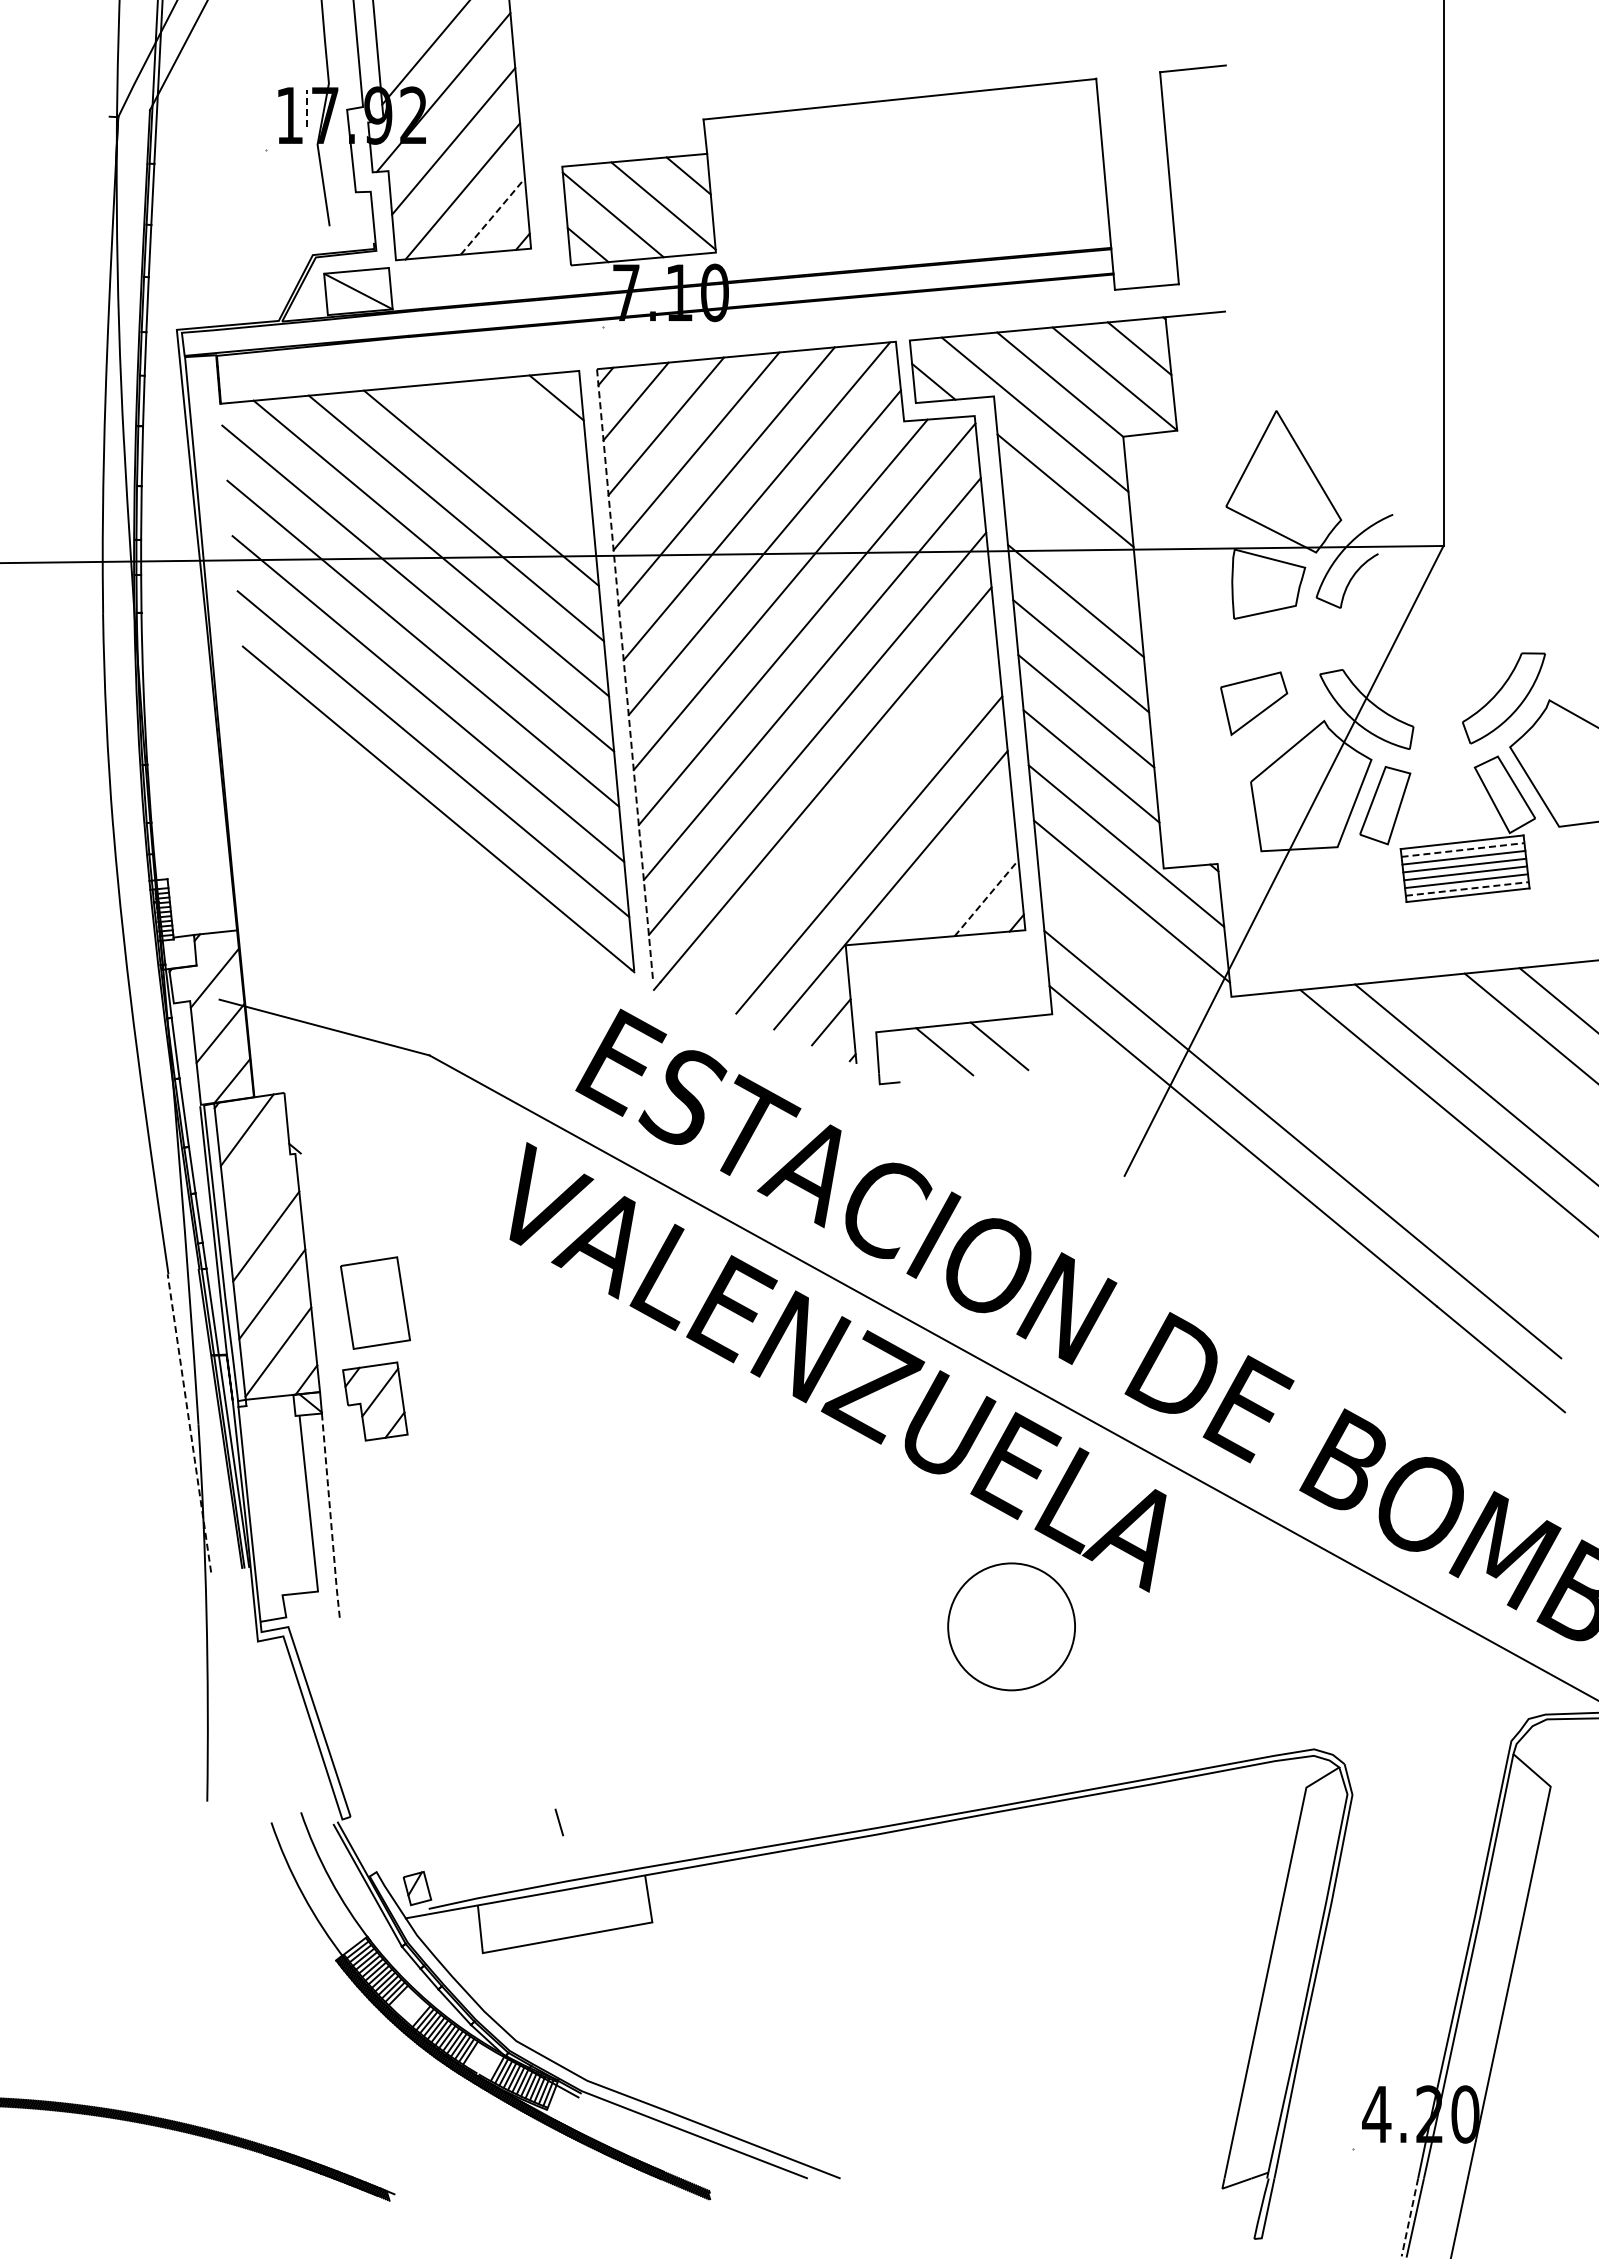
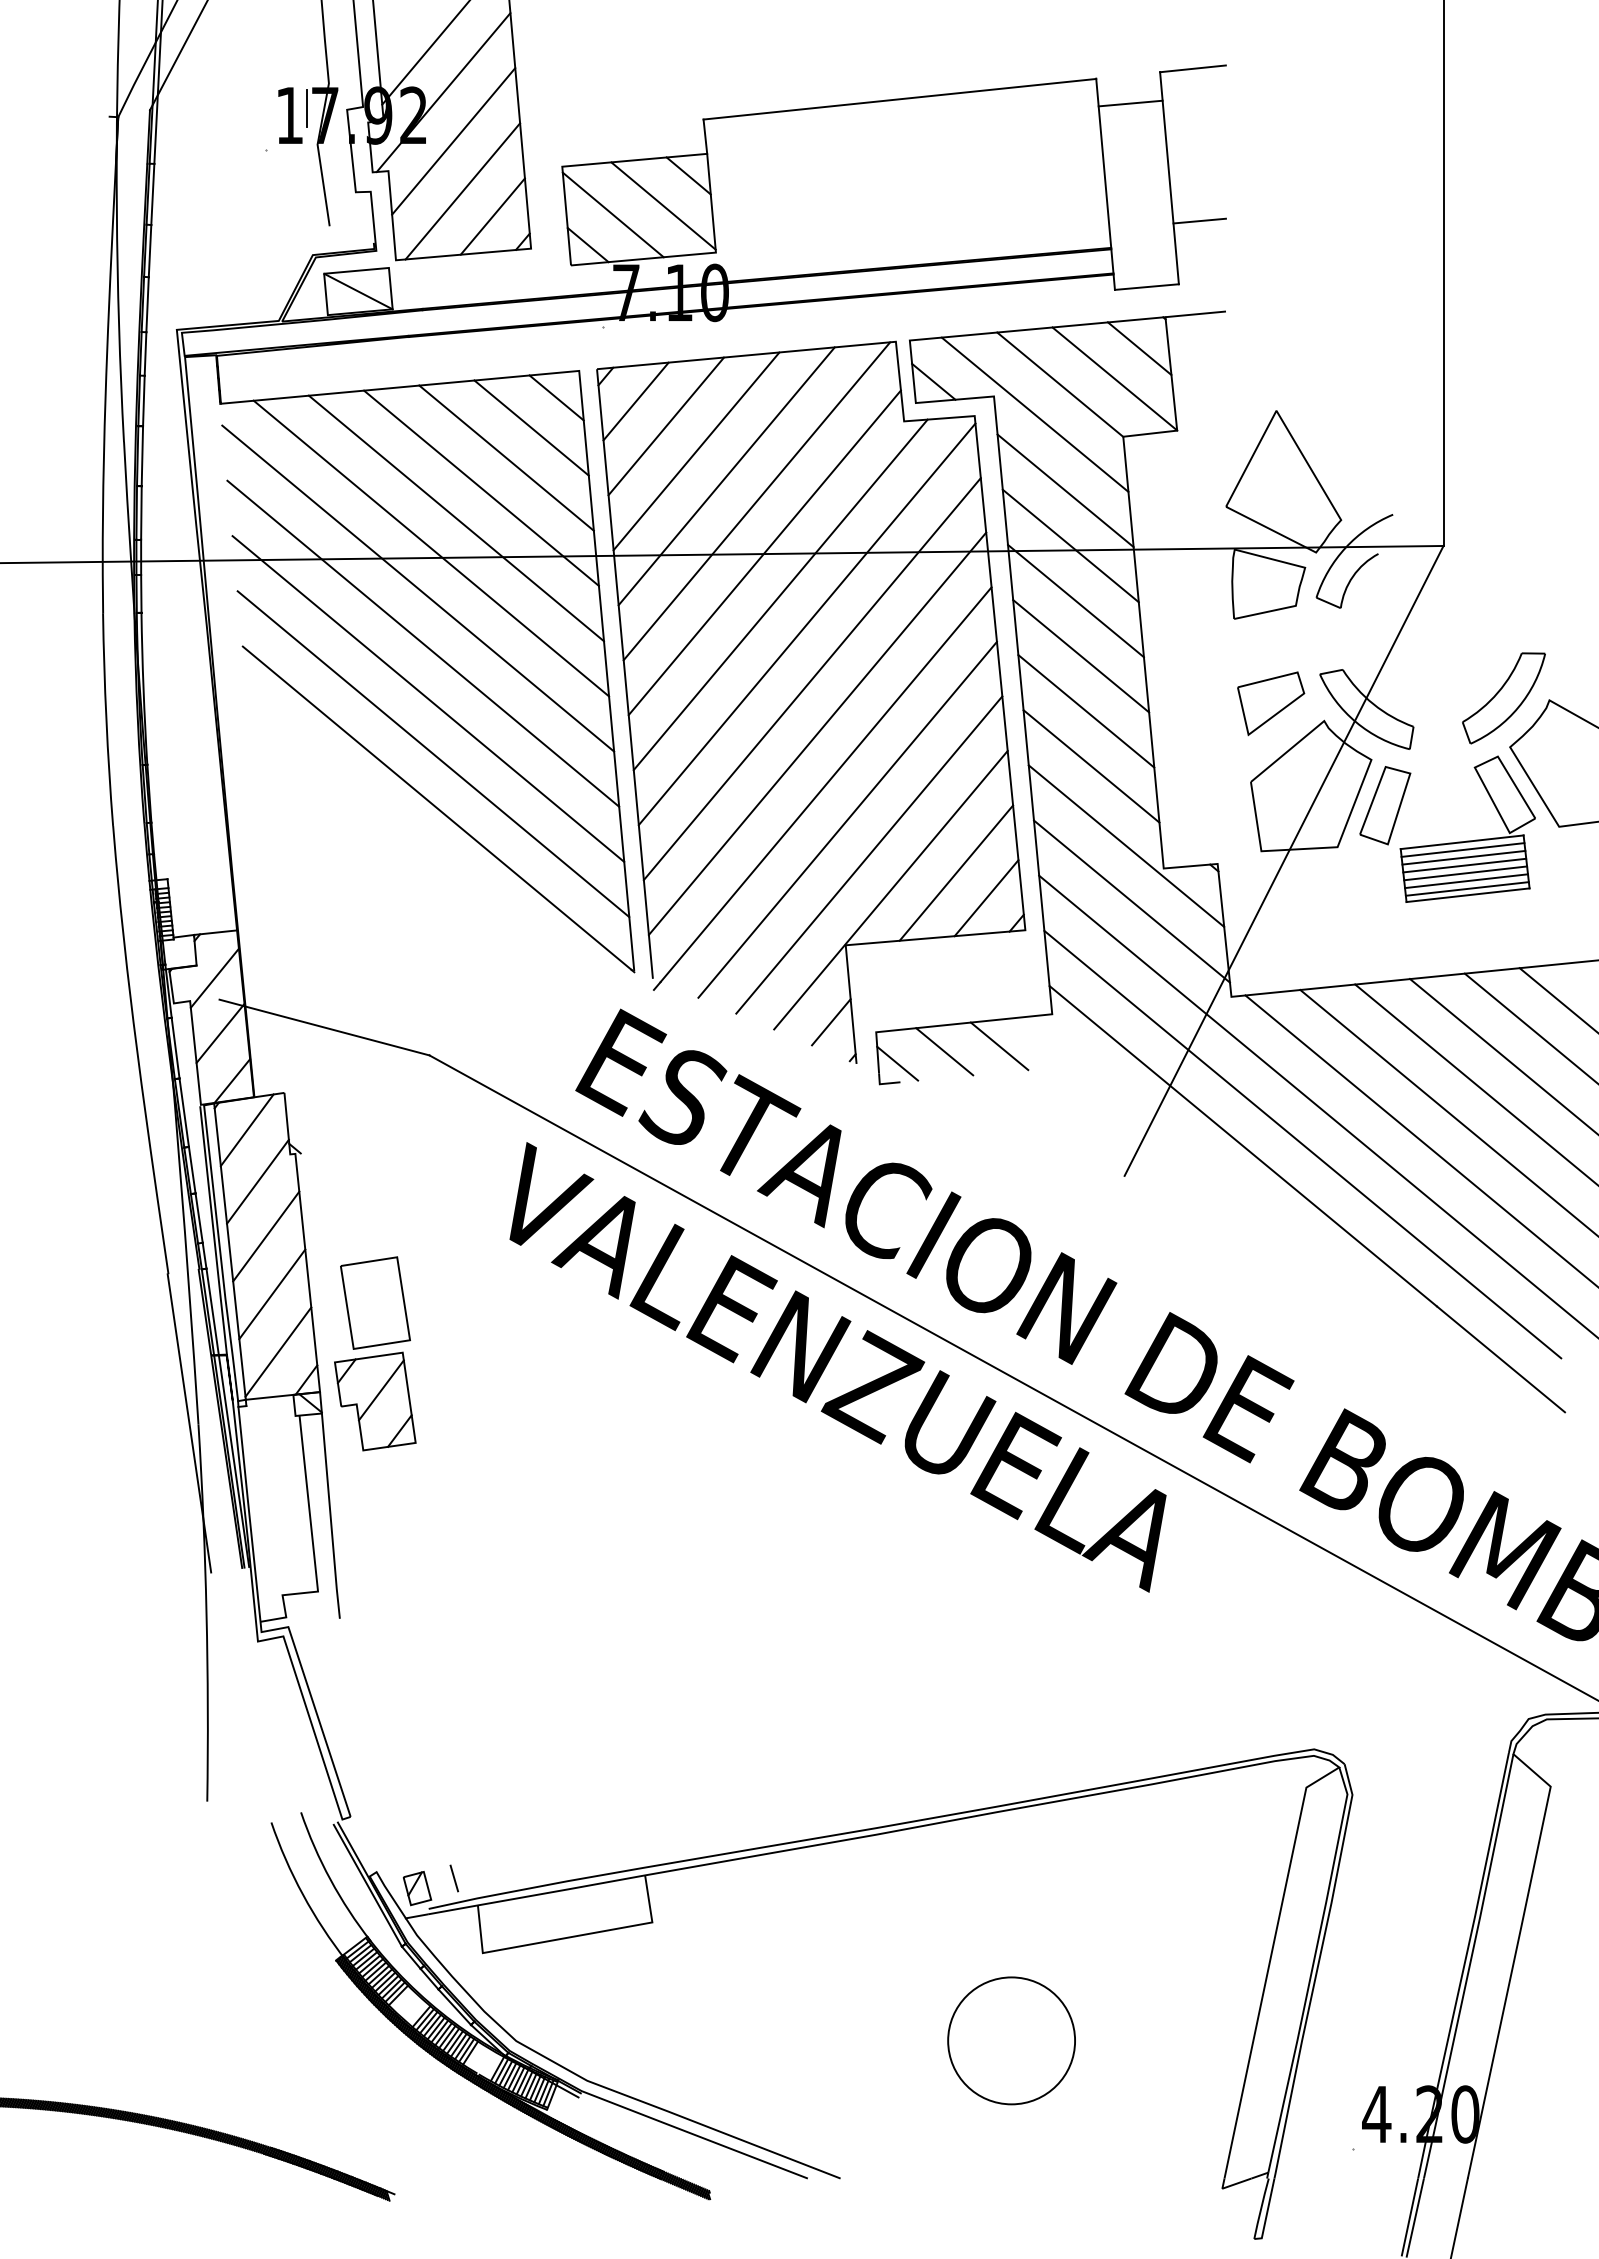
line: none -> present (1130, 103)
line: dashed -> solid (306, 107)
line: dashed -> solid (492, 216)
line: none -> present (1199, 220)
line: none -> present (531, 427)
line: none -> present (506, 457)
line: none -> present (1070, 545)
line: dashed -> solid (624, 673)
part position: (1254, 703) -> (1271, 703) (1271, 703)
line: none -> present (847, 819)
line: dashed -> solid (1462, 850)
line: none -> present (956, 872)
line: dashed -> solid (1467, 888)
line: dashed -> solid (986, 898)
line: none -> present (1502, 1055)
line: none -> present (897, 1063)
line: none -> present (1317, 1105)
line: none -> present (1420, 1140)
line: none -> present (257, 1181)
part size: 67x81 px -> 83x101 px (375, 1401)
line: dashed -> solid (189, 1423)
line: dashed -> solid (330, 1516)
circle position: (1011, 1626) -> (1011, 2040) (1011, 2040)
line position: (559, 1822) -> (454, 1878) (454, 1878)
line: dashed -> solid (1409, 2217)
